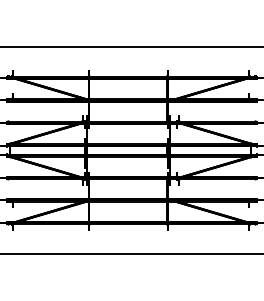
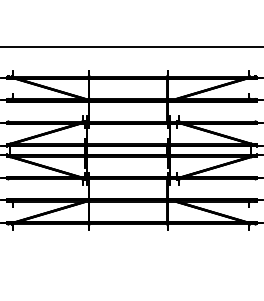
line: present -> none (131, 254)
